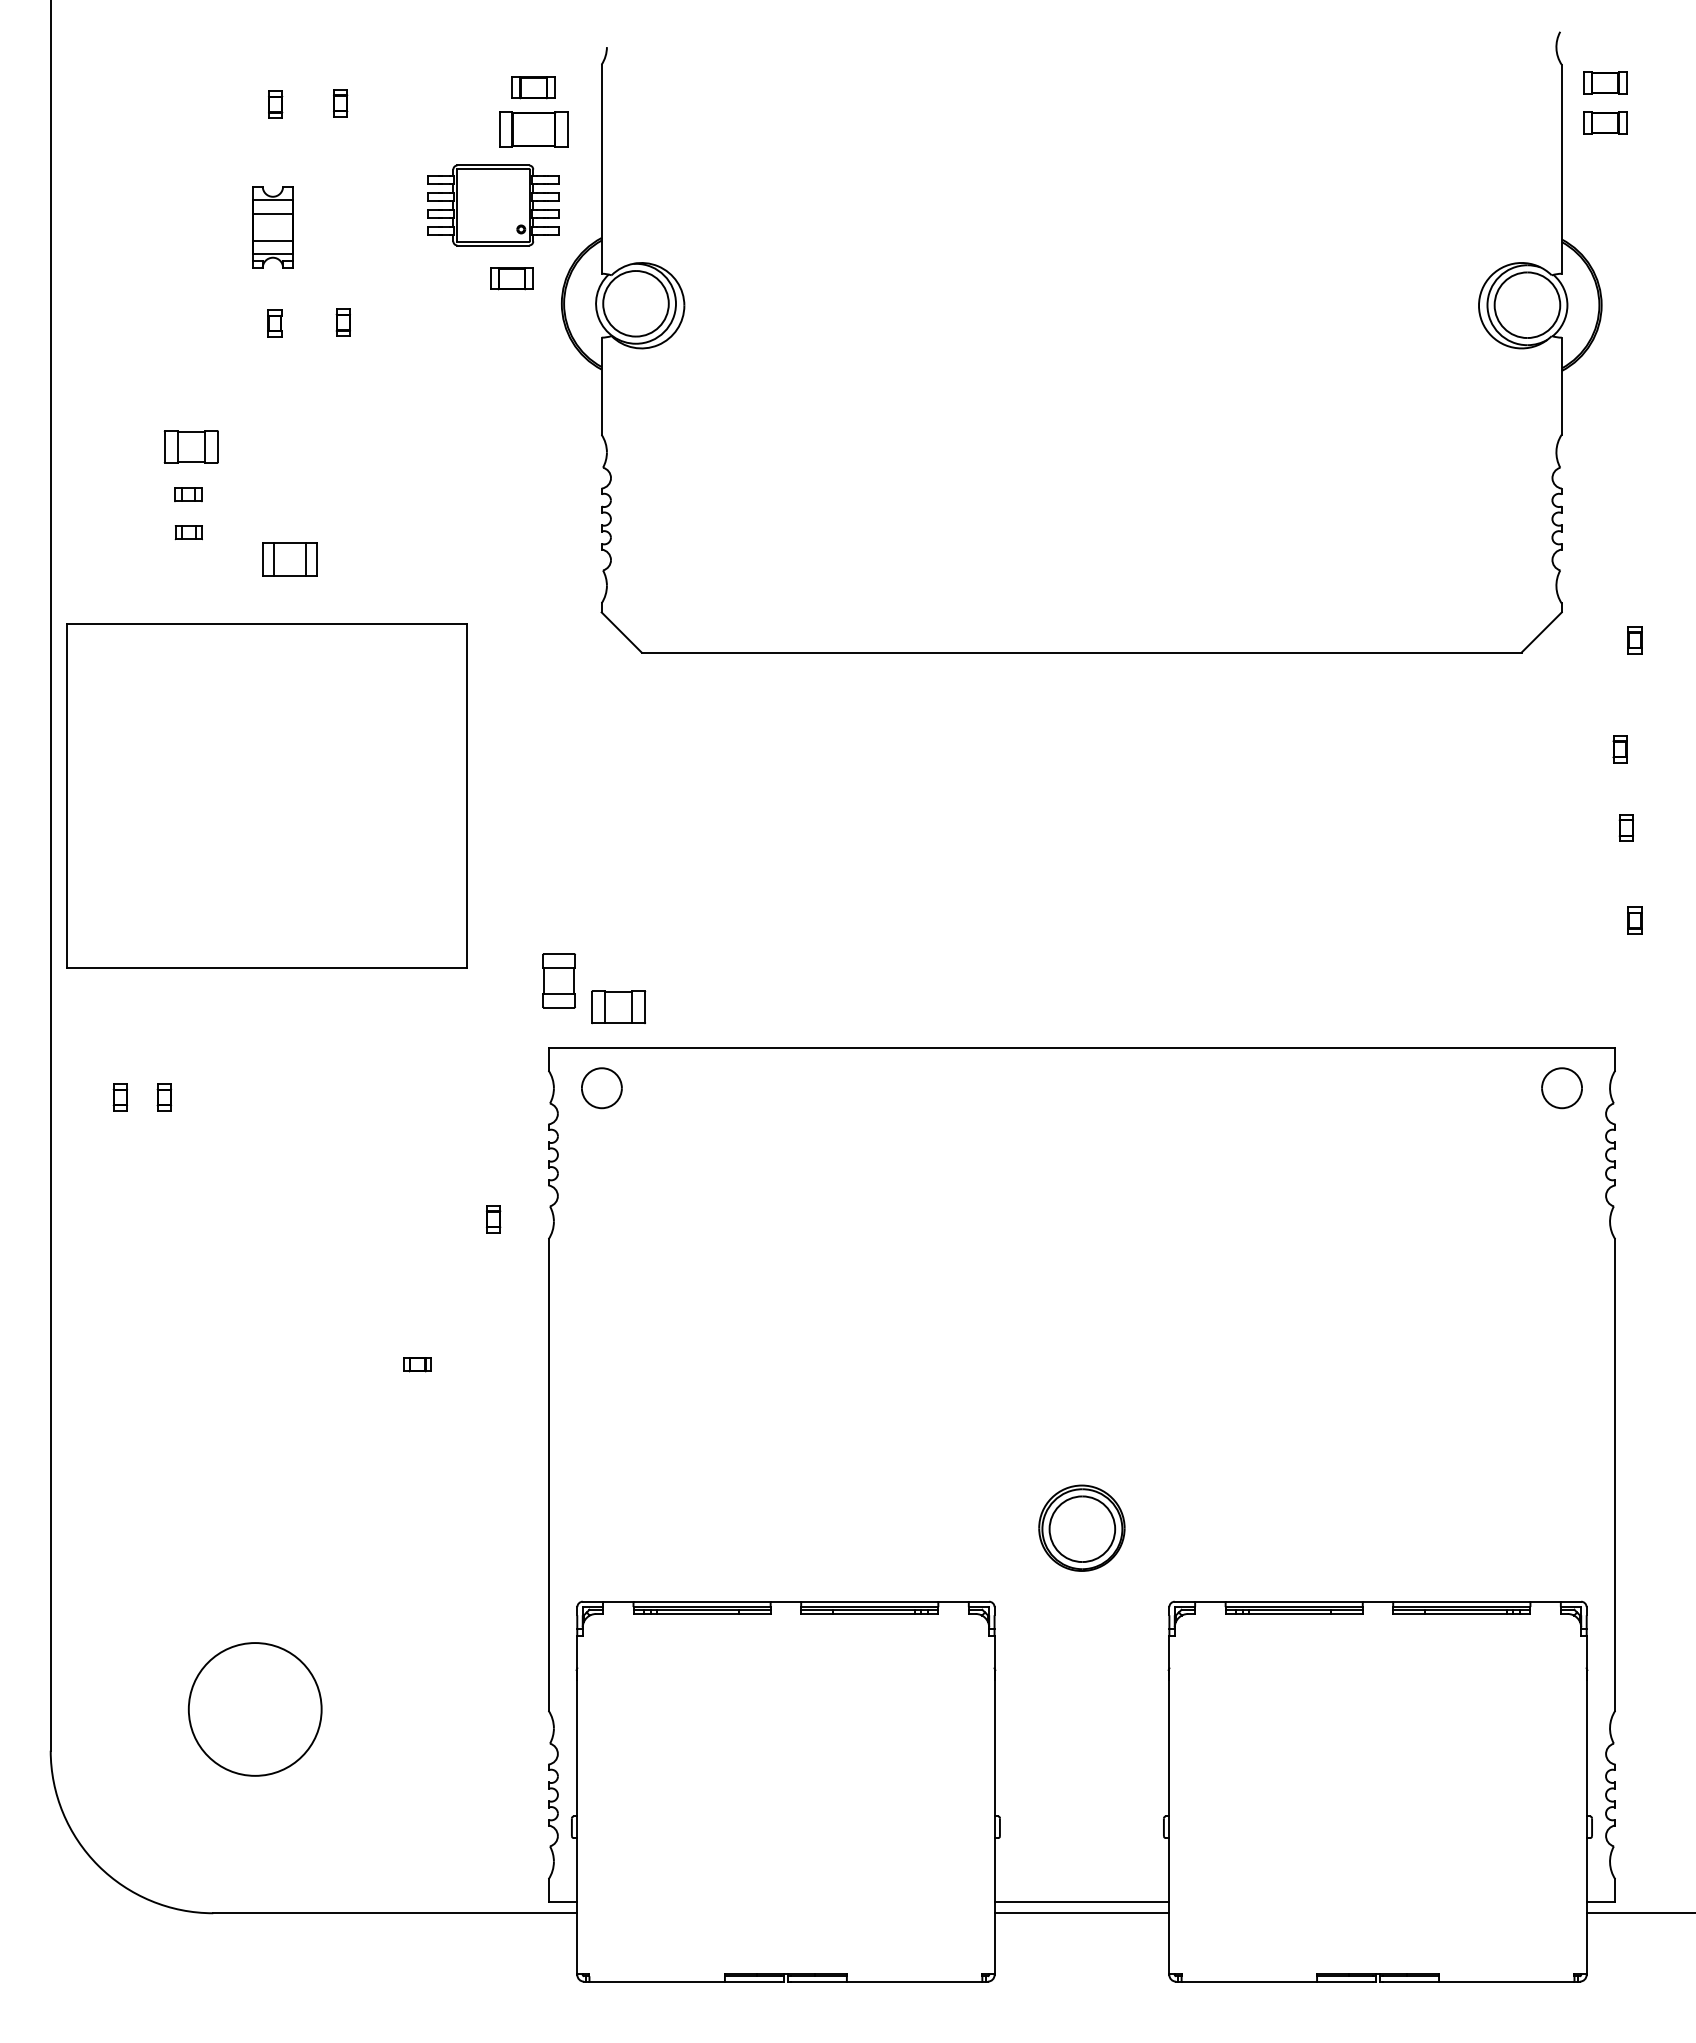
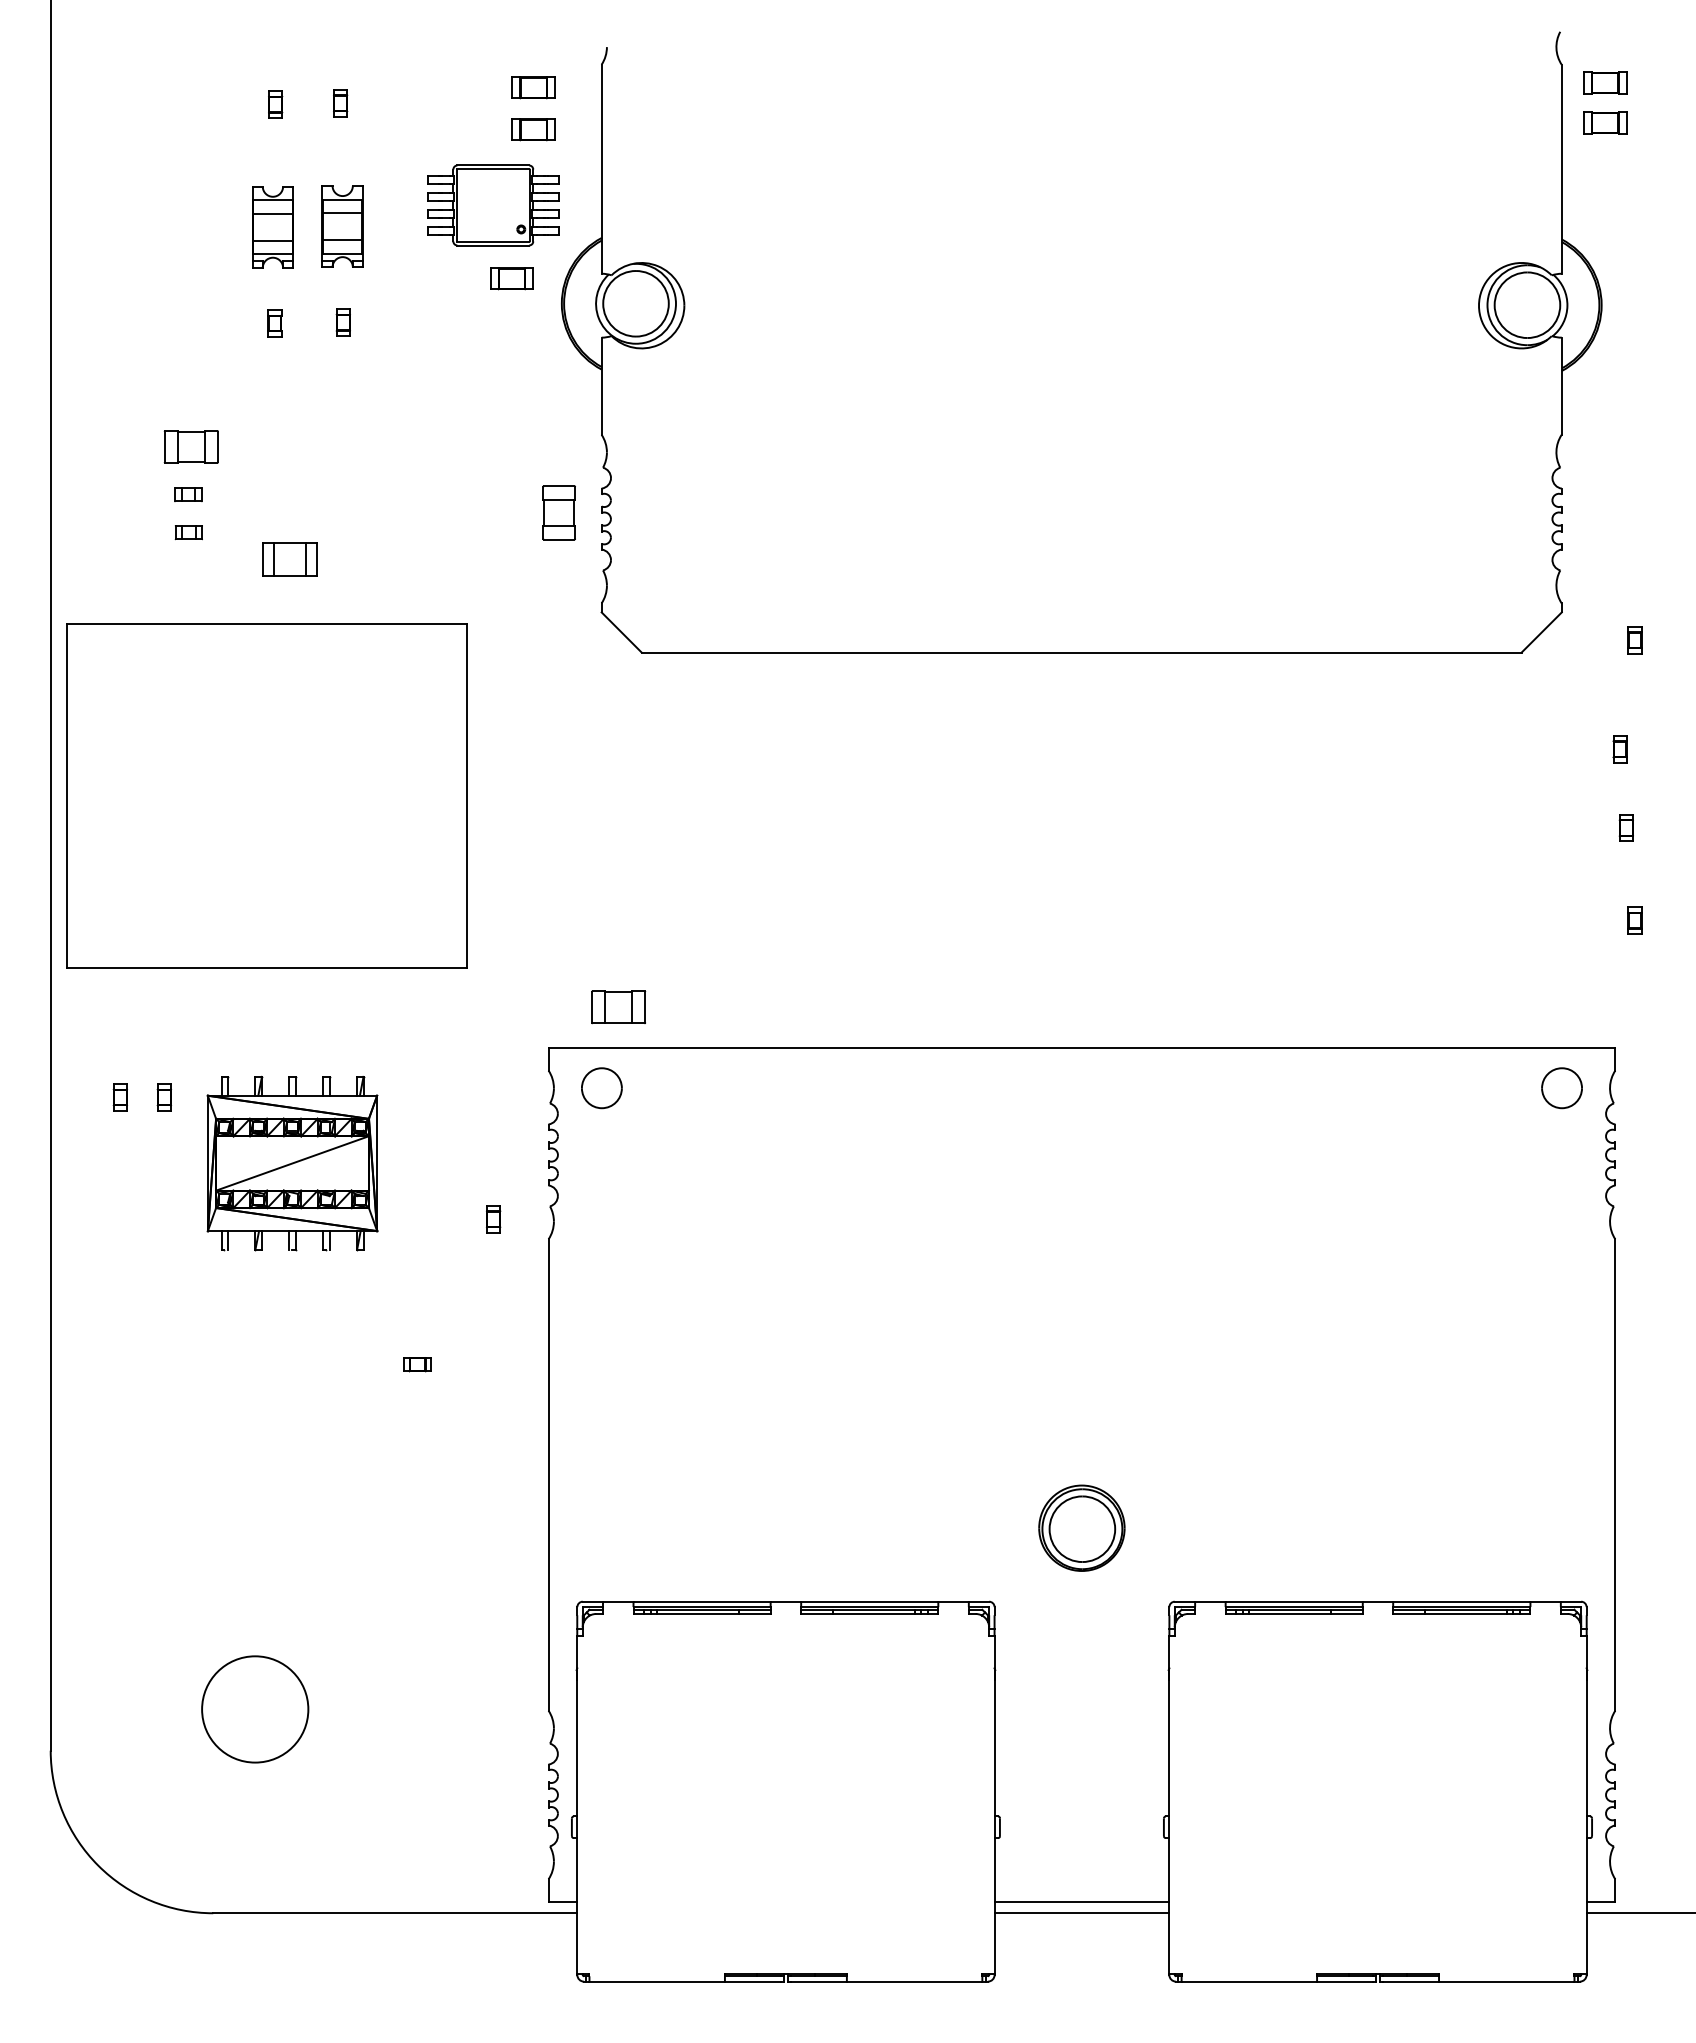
part size: 70x37 px -> 45x24 px (533, 129)
part: none -> present (342, 226)
part position: (558, 980) -> (558, 512) (558, 512)
part: none -> present (292, 1163)
circle diameter: 133 px -> 106 px (255, 1709)
